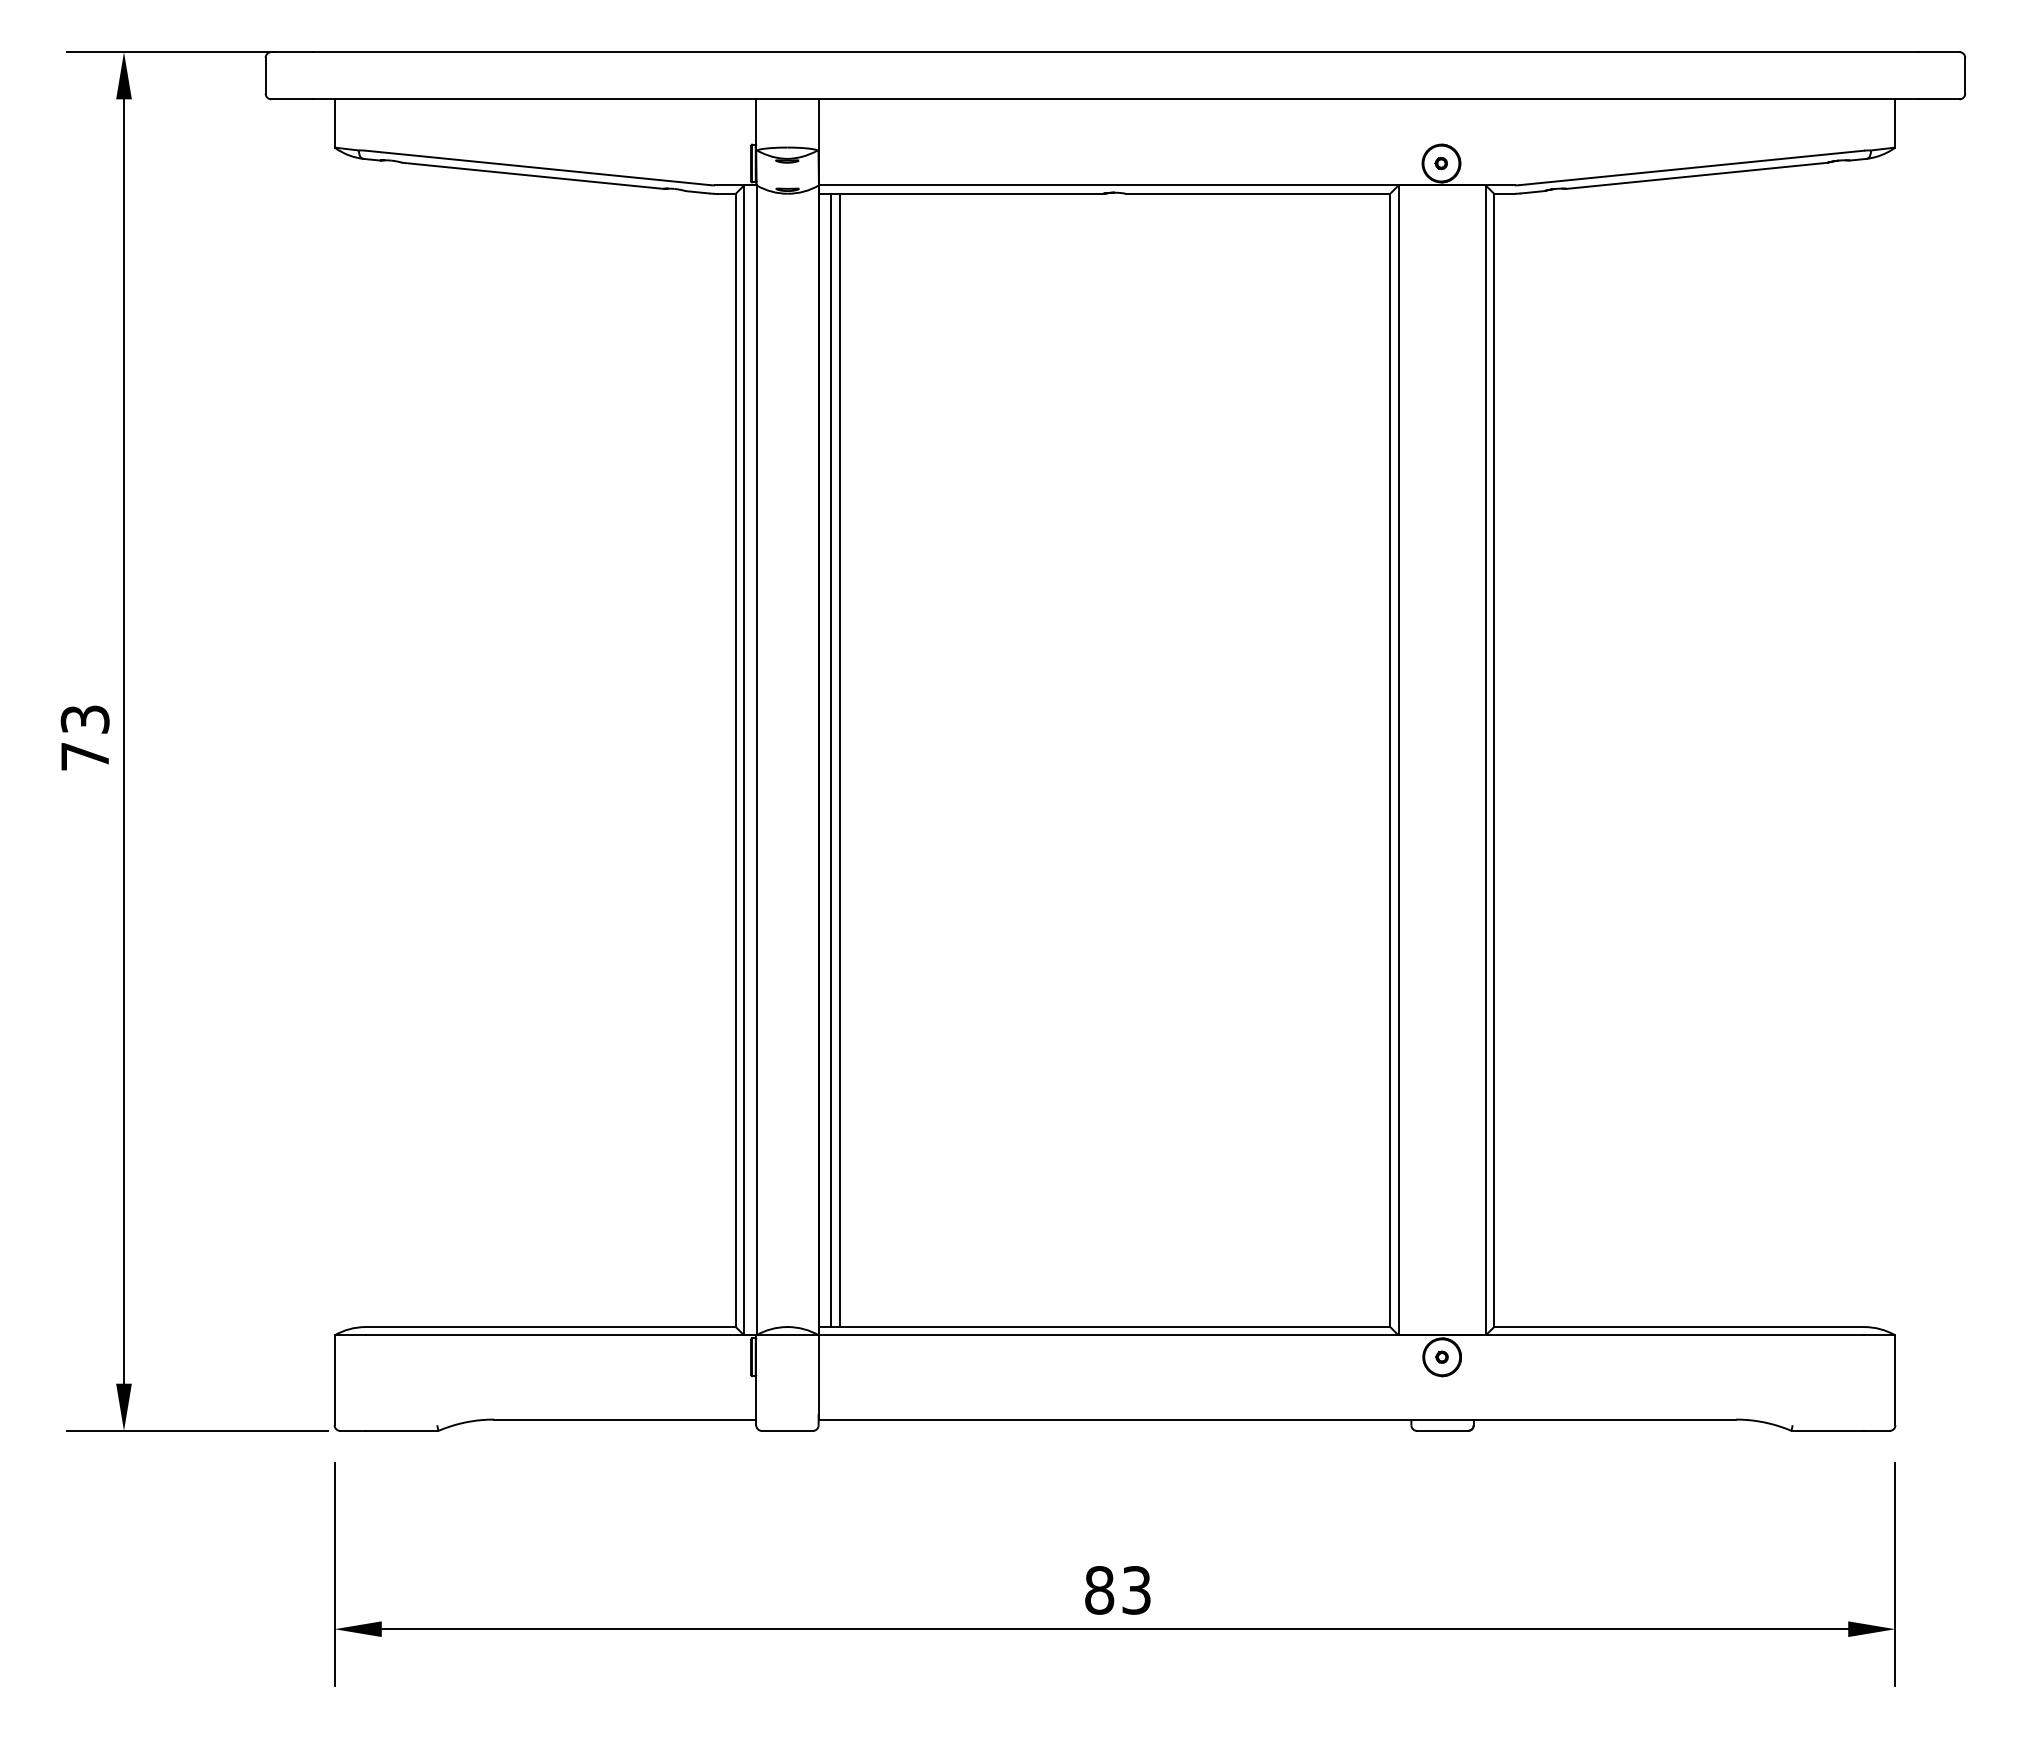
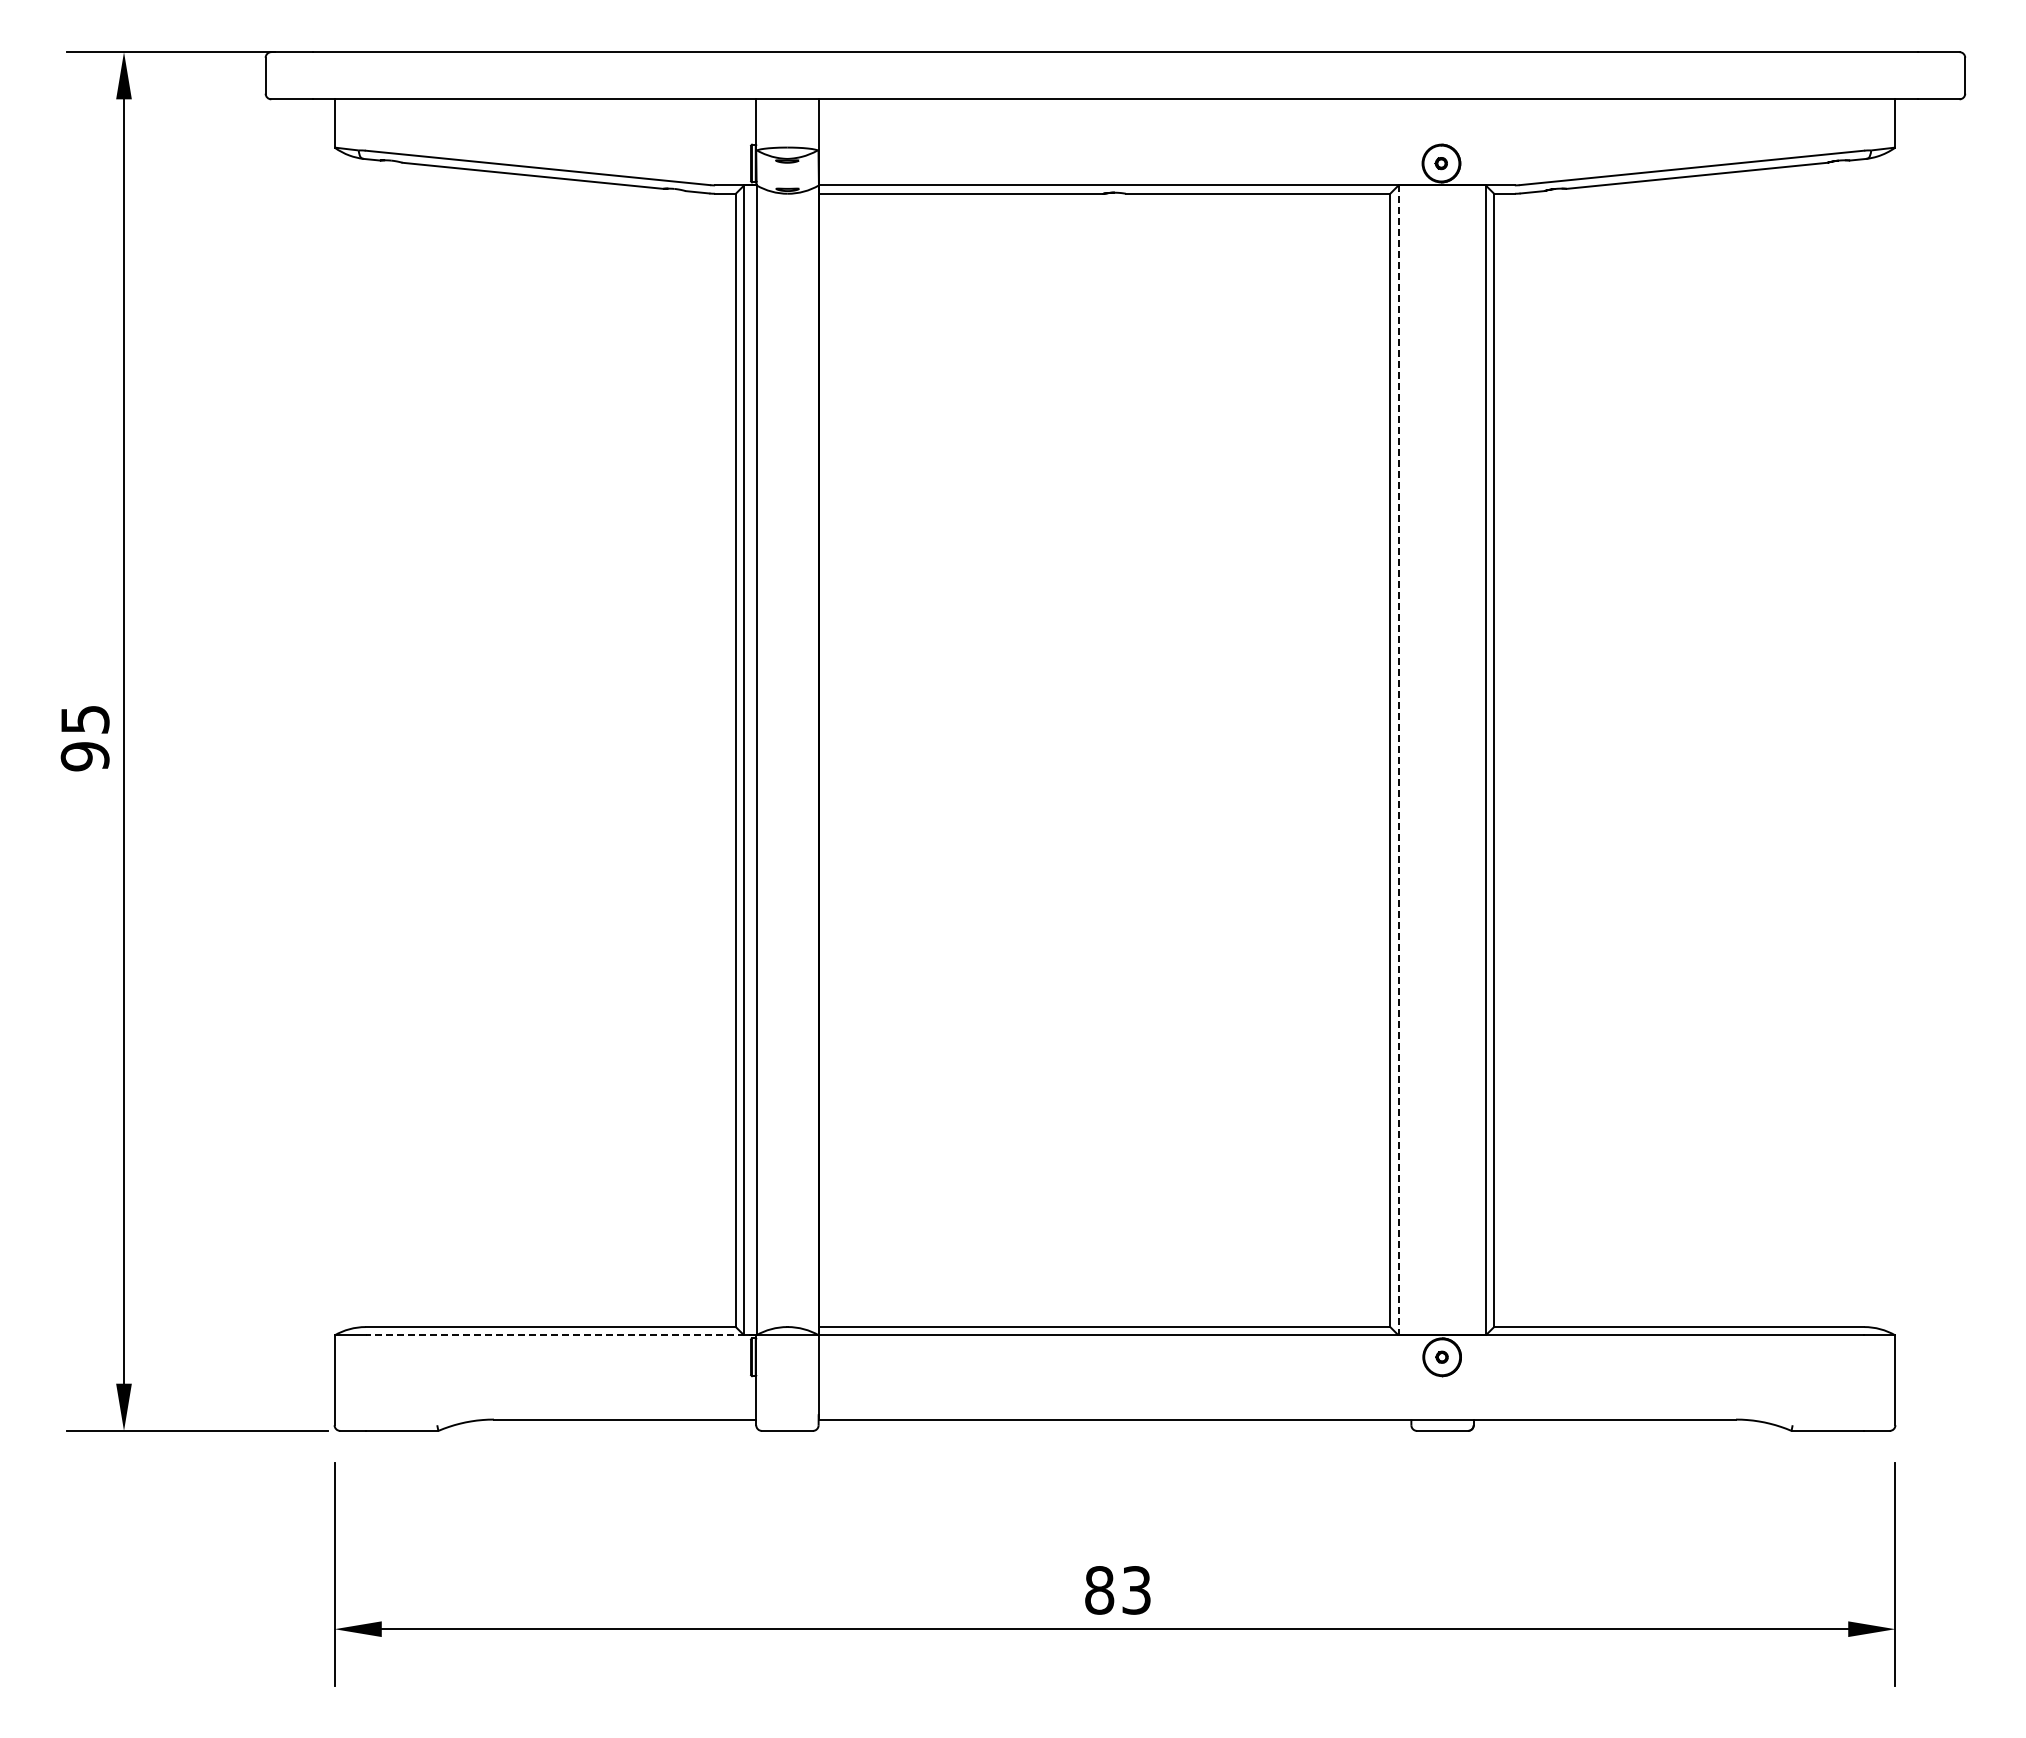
text: 73 -> 95 (84, 738)
line: present -> none (831, 760)
line: present -> none (839, 760)
line: solid -> dashed (1398, 760)
line: solid -> dashed (560, 1335)
